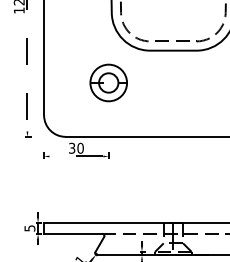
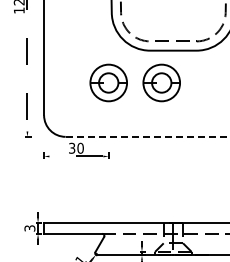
part: none -> present (161, 82)
line: solid -> dashed (147, 136)
text: 5 -> 3 (29, 228)
